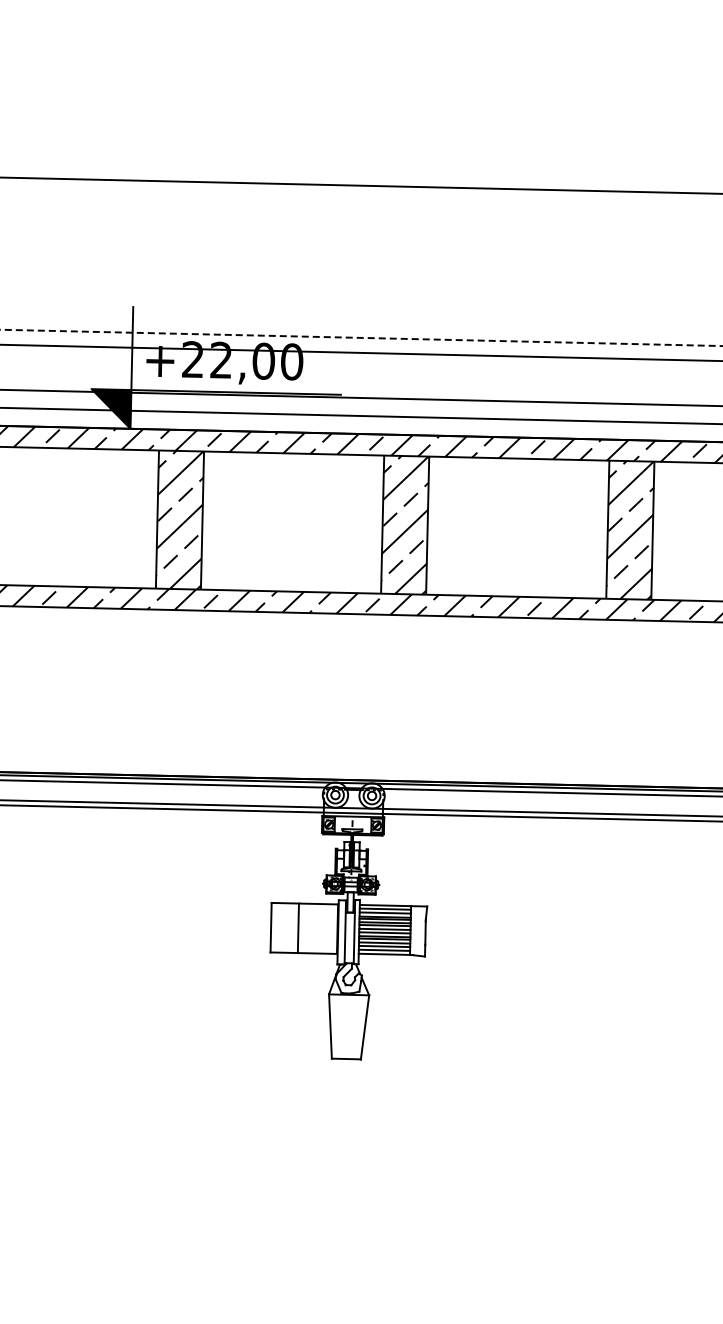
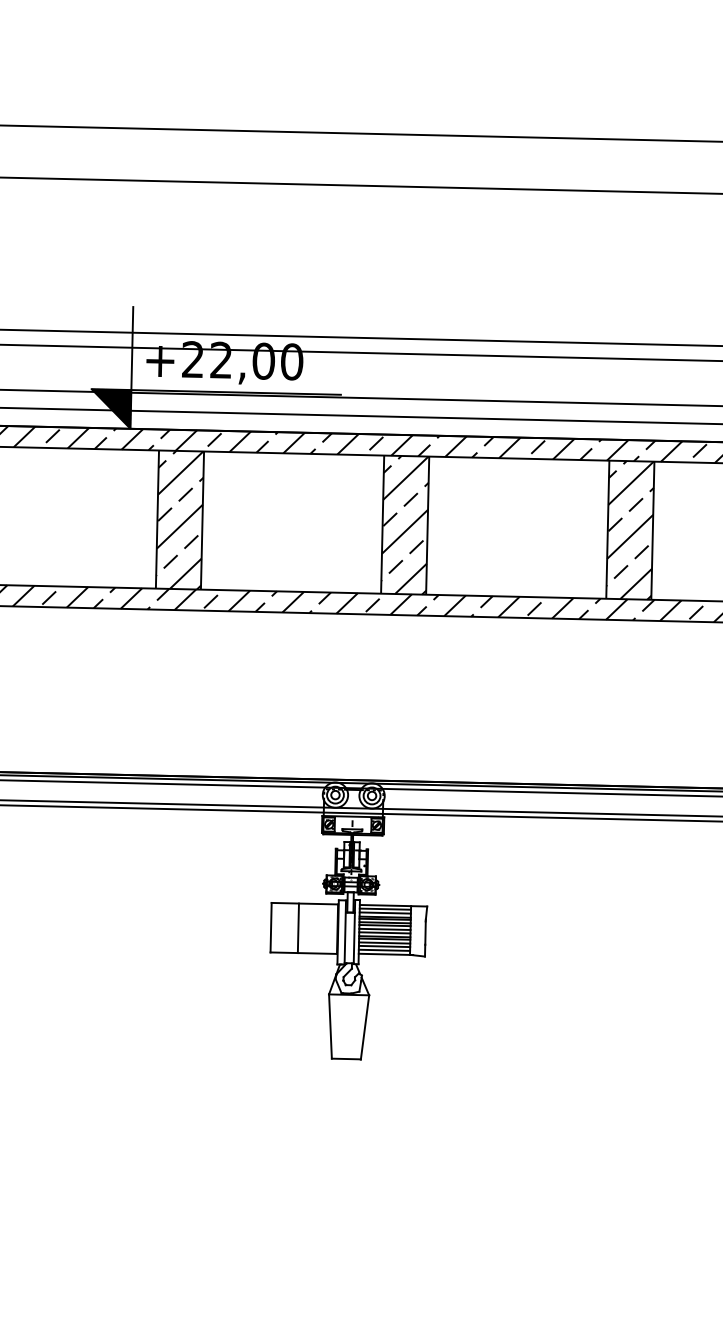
line: none -> present (360, 133)
line: dashed -> solid (361, 337)
